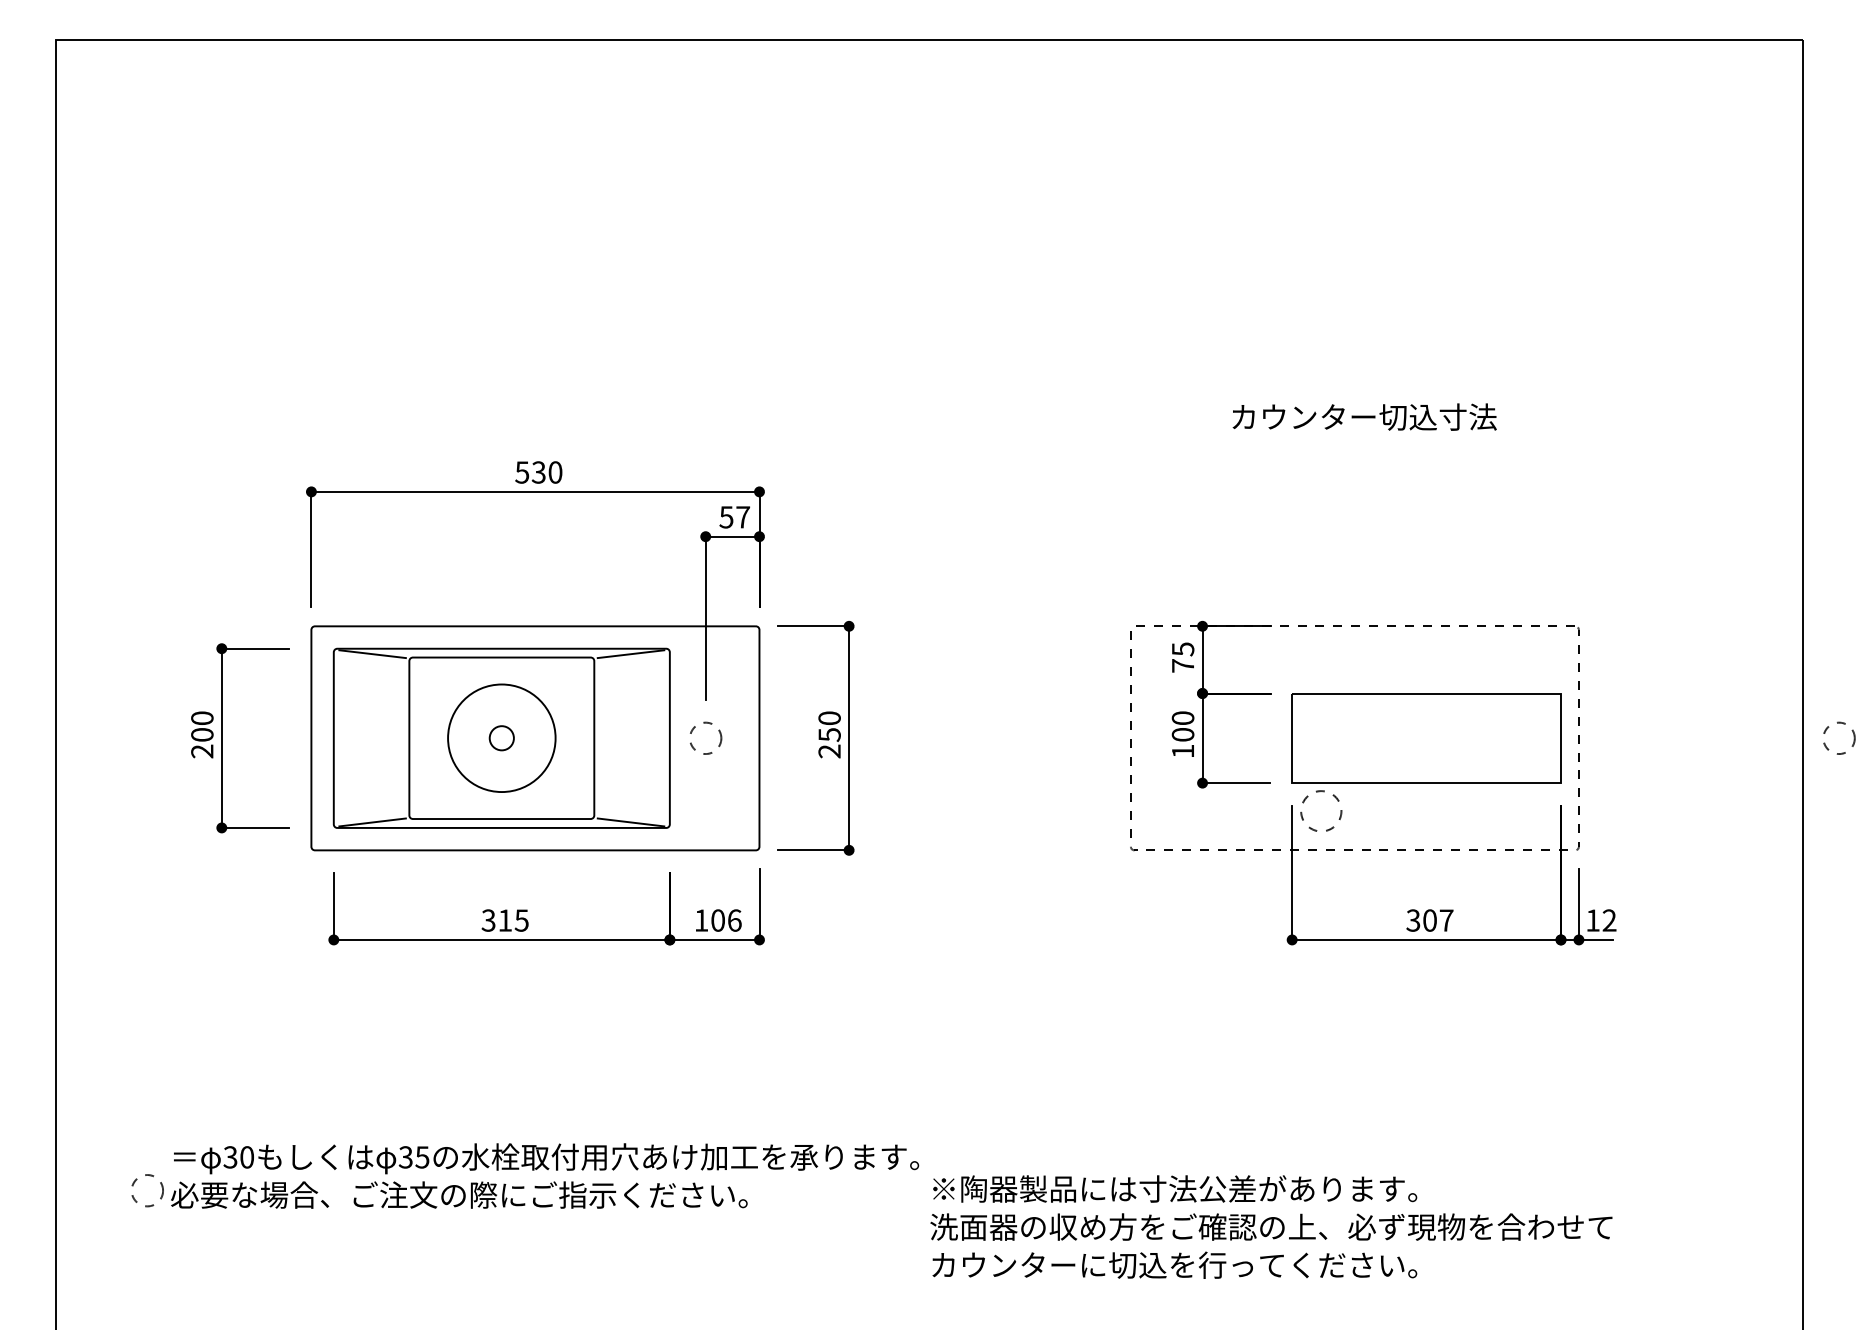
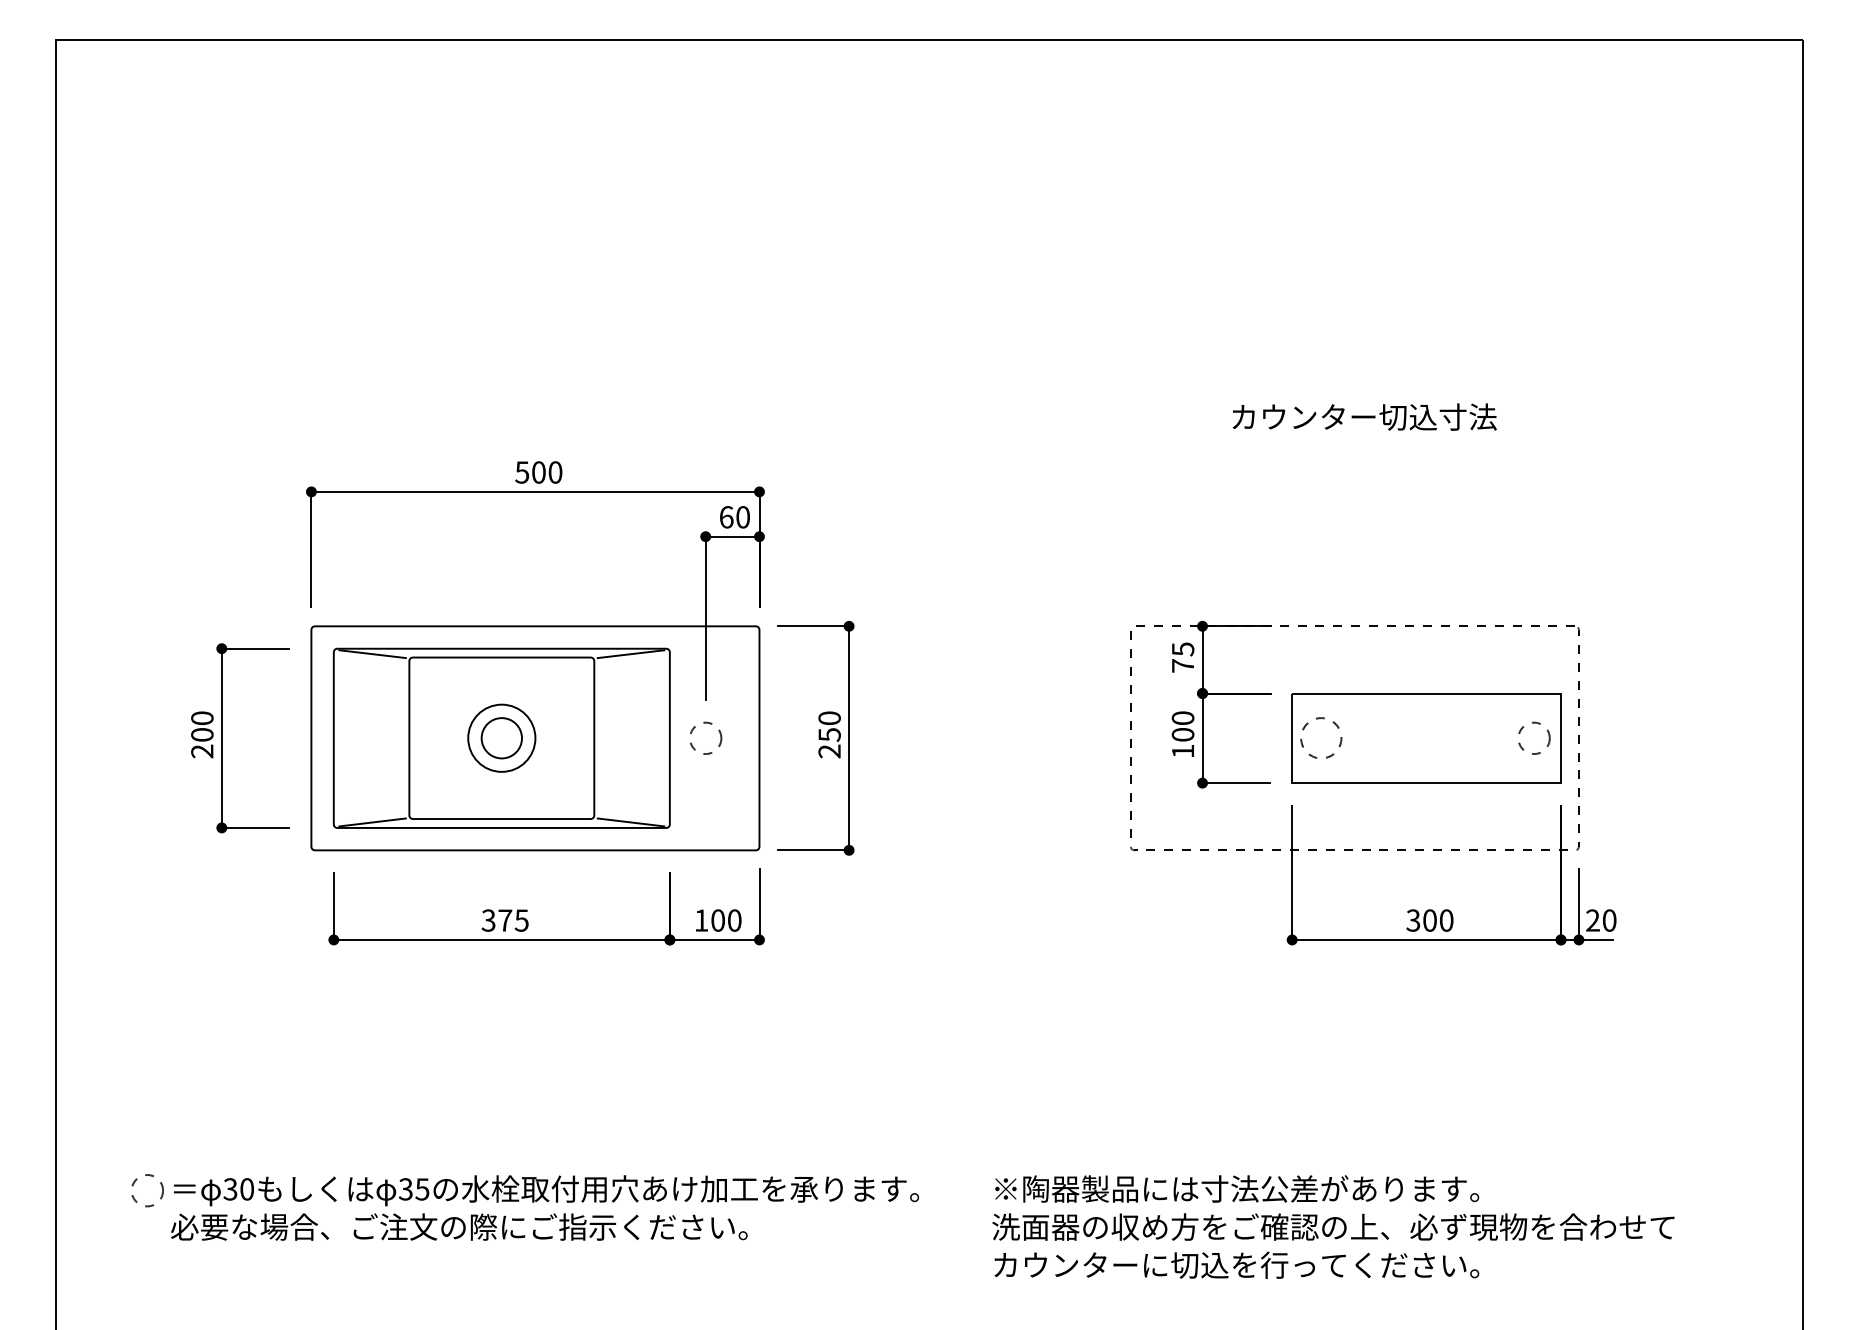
text: 530 -> 500 (538, 472)
text: 57 -> 60 (734, 517)
circle position: (1839, 737) -> (1534, 737) (1534, 737)
circle diameter: 108 px -> 67 px (501, 737)
circle diameter: 24 px -> 40 px (501, 738)
circle position: (1321, 810) -> (1321, 737) (1321, 737)
text: 315 -> 375 (505, 920)
text: 106 -> 100 (734, 920)
text: 307 -> 300 (1446, 920)
text: 12 -> 20 (1601, 920)
text position: (545, 1175) -> (545, 1207) (545, 1207)
text position: (1271, 1226) -> (1333, 1226) (1333, 1226)
